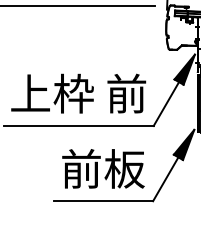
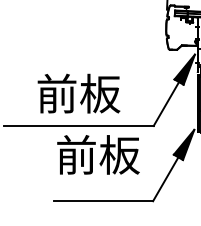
line: present -> none (78, 5)
text: 上枠 前 -> 前板 (78, 93)
text position: (103, 168) -> (98, 154) (98, 154)
